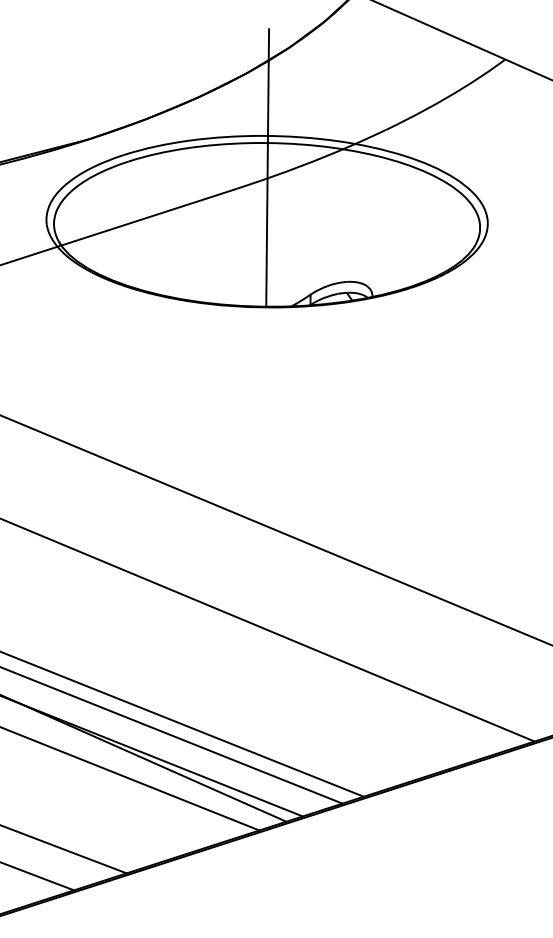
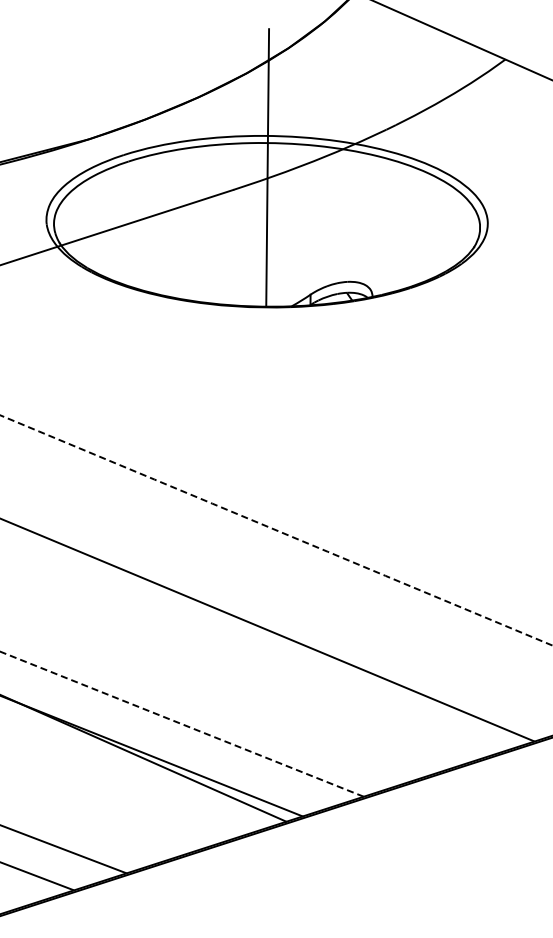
arc: solid -> dashed (276, 530)
line: solid -> dashed (181, 724)
line: present -> none (172, 735)
line: present -> none (130, 779)
